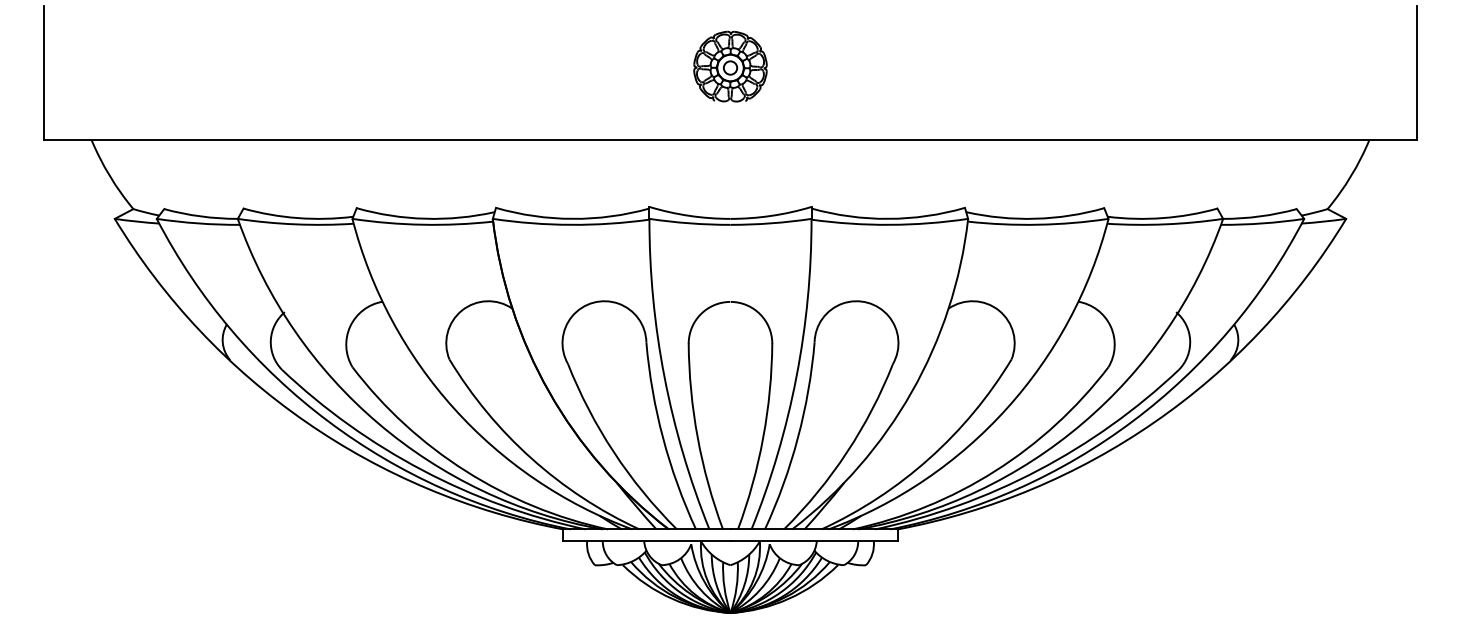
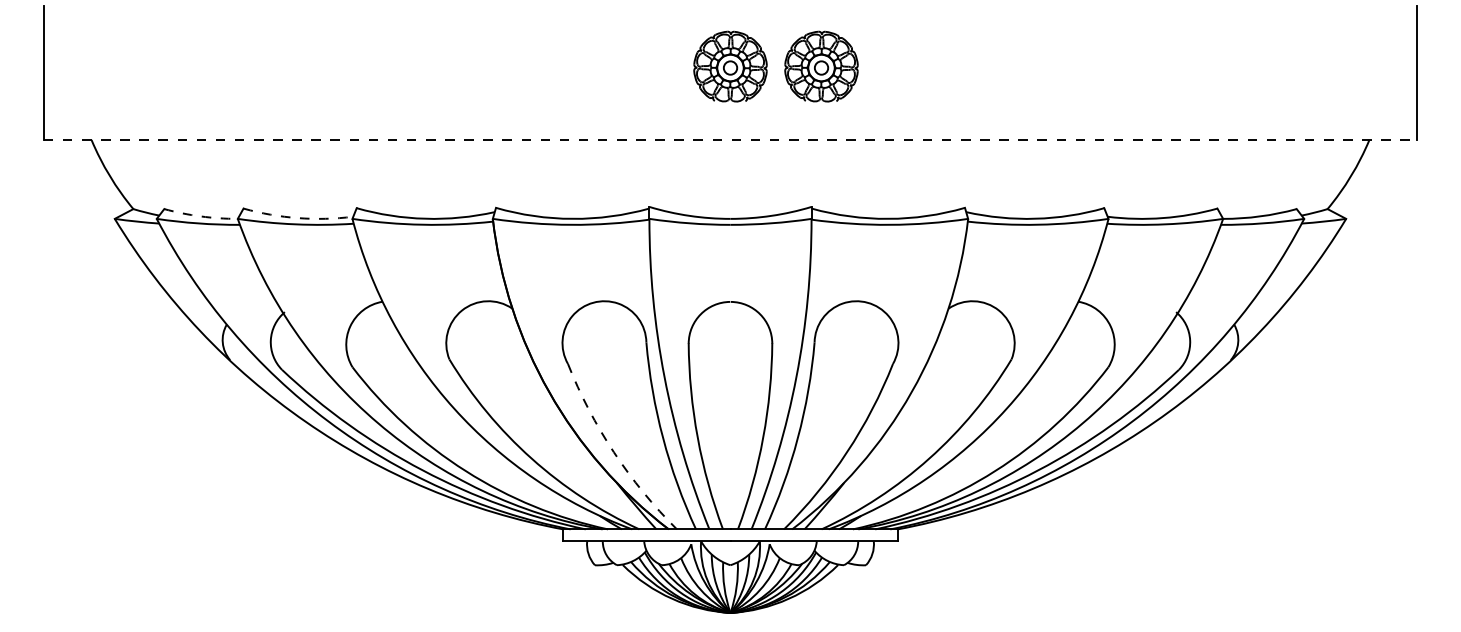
part: none -> present (821, 66)
line: solid -> dashed (730, 140)
arc: solid -> dashed (200, 216)
arc: solid -> dashed (298, 218)
arc: solid -> dashed (613, 452)
